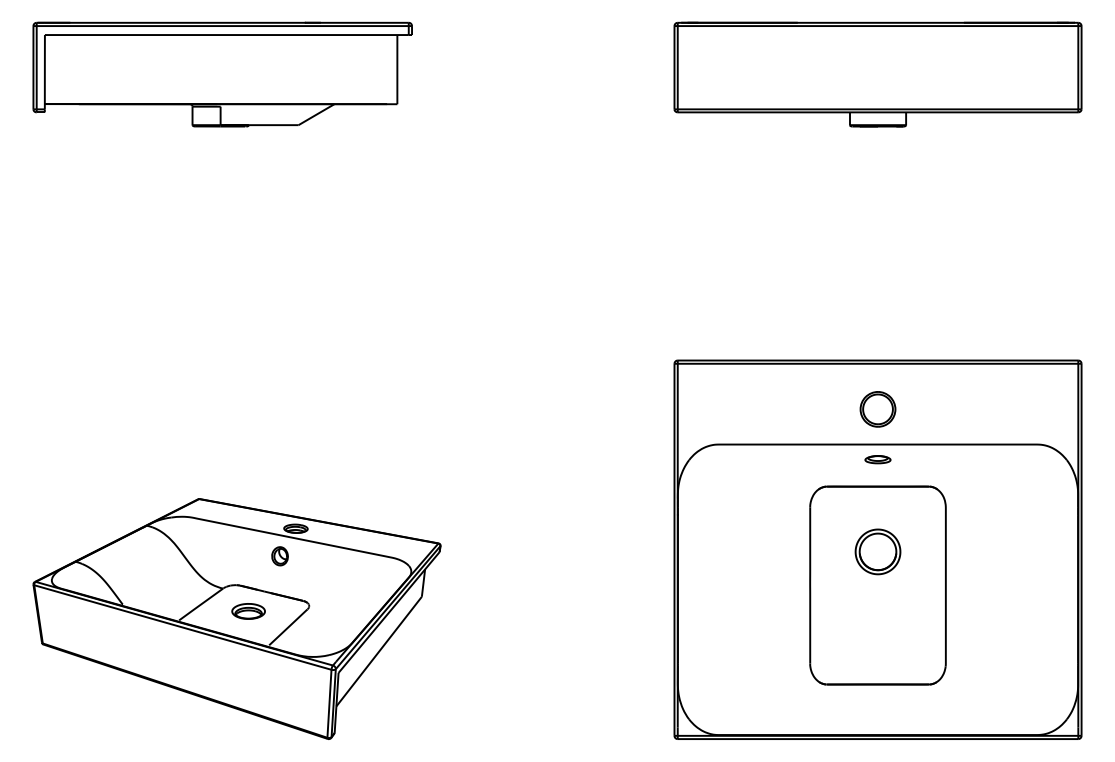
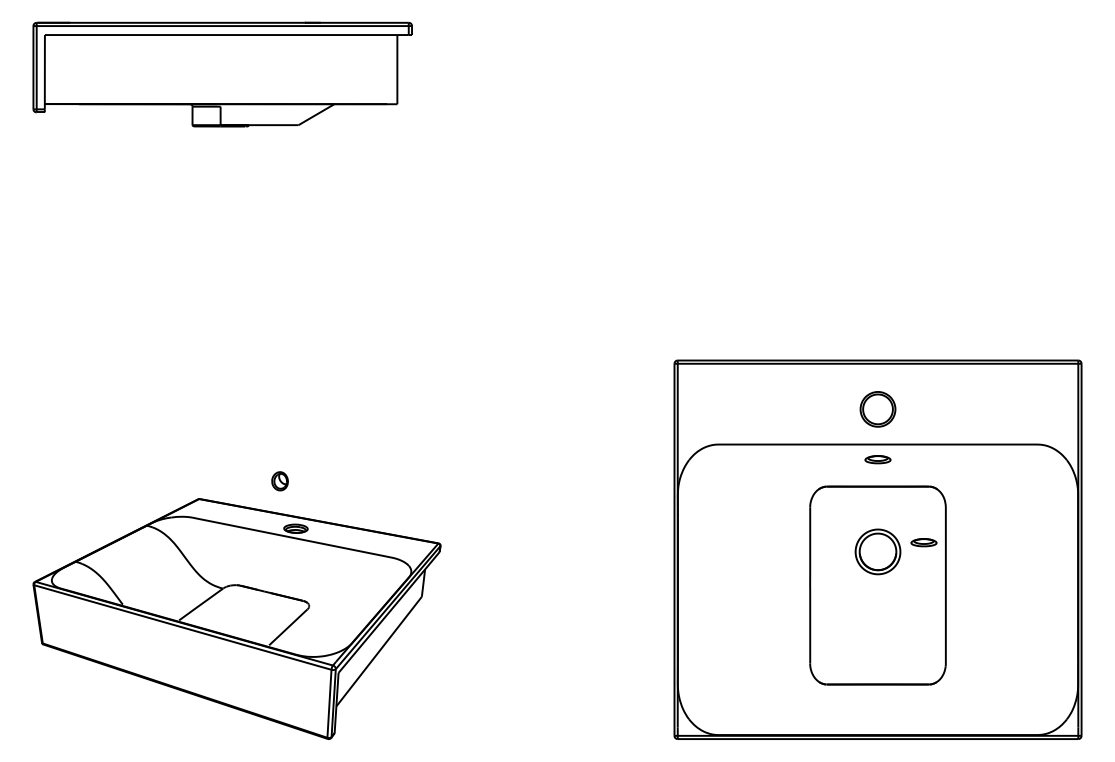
part: present -> none (877, 74)
part: none -> present (923, 542)
part position: (279, 556) -> (279, 481) (279, 481)
part: present -> none (248, 611)
